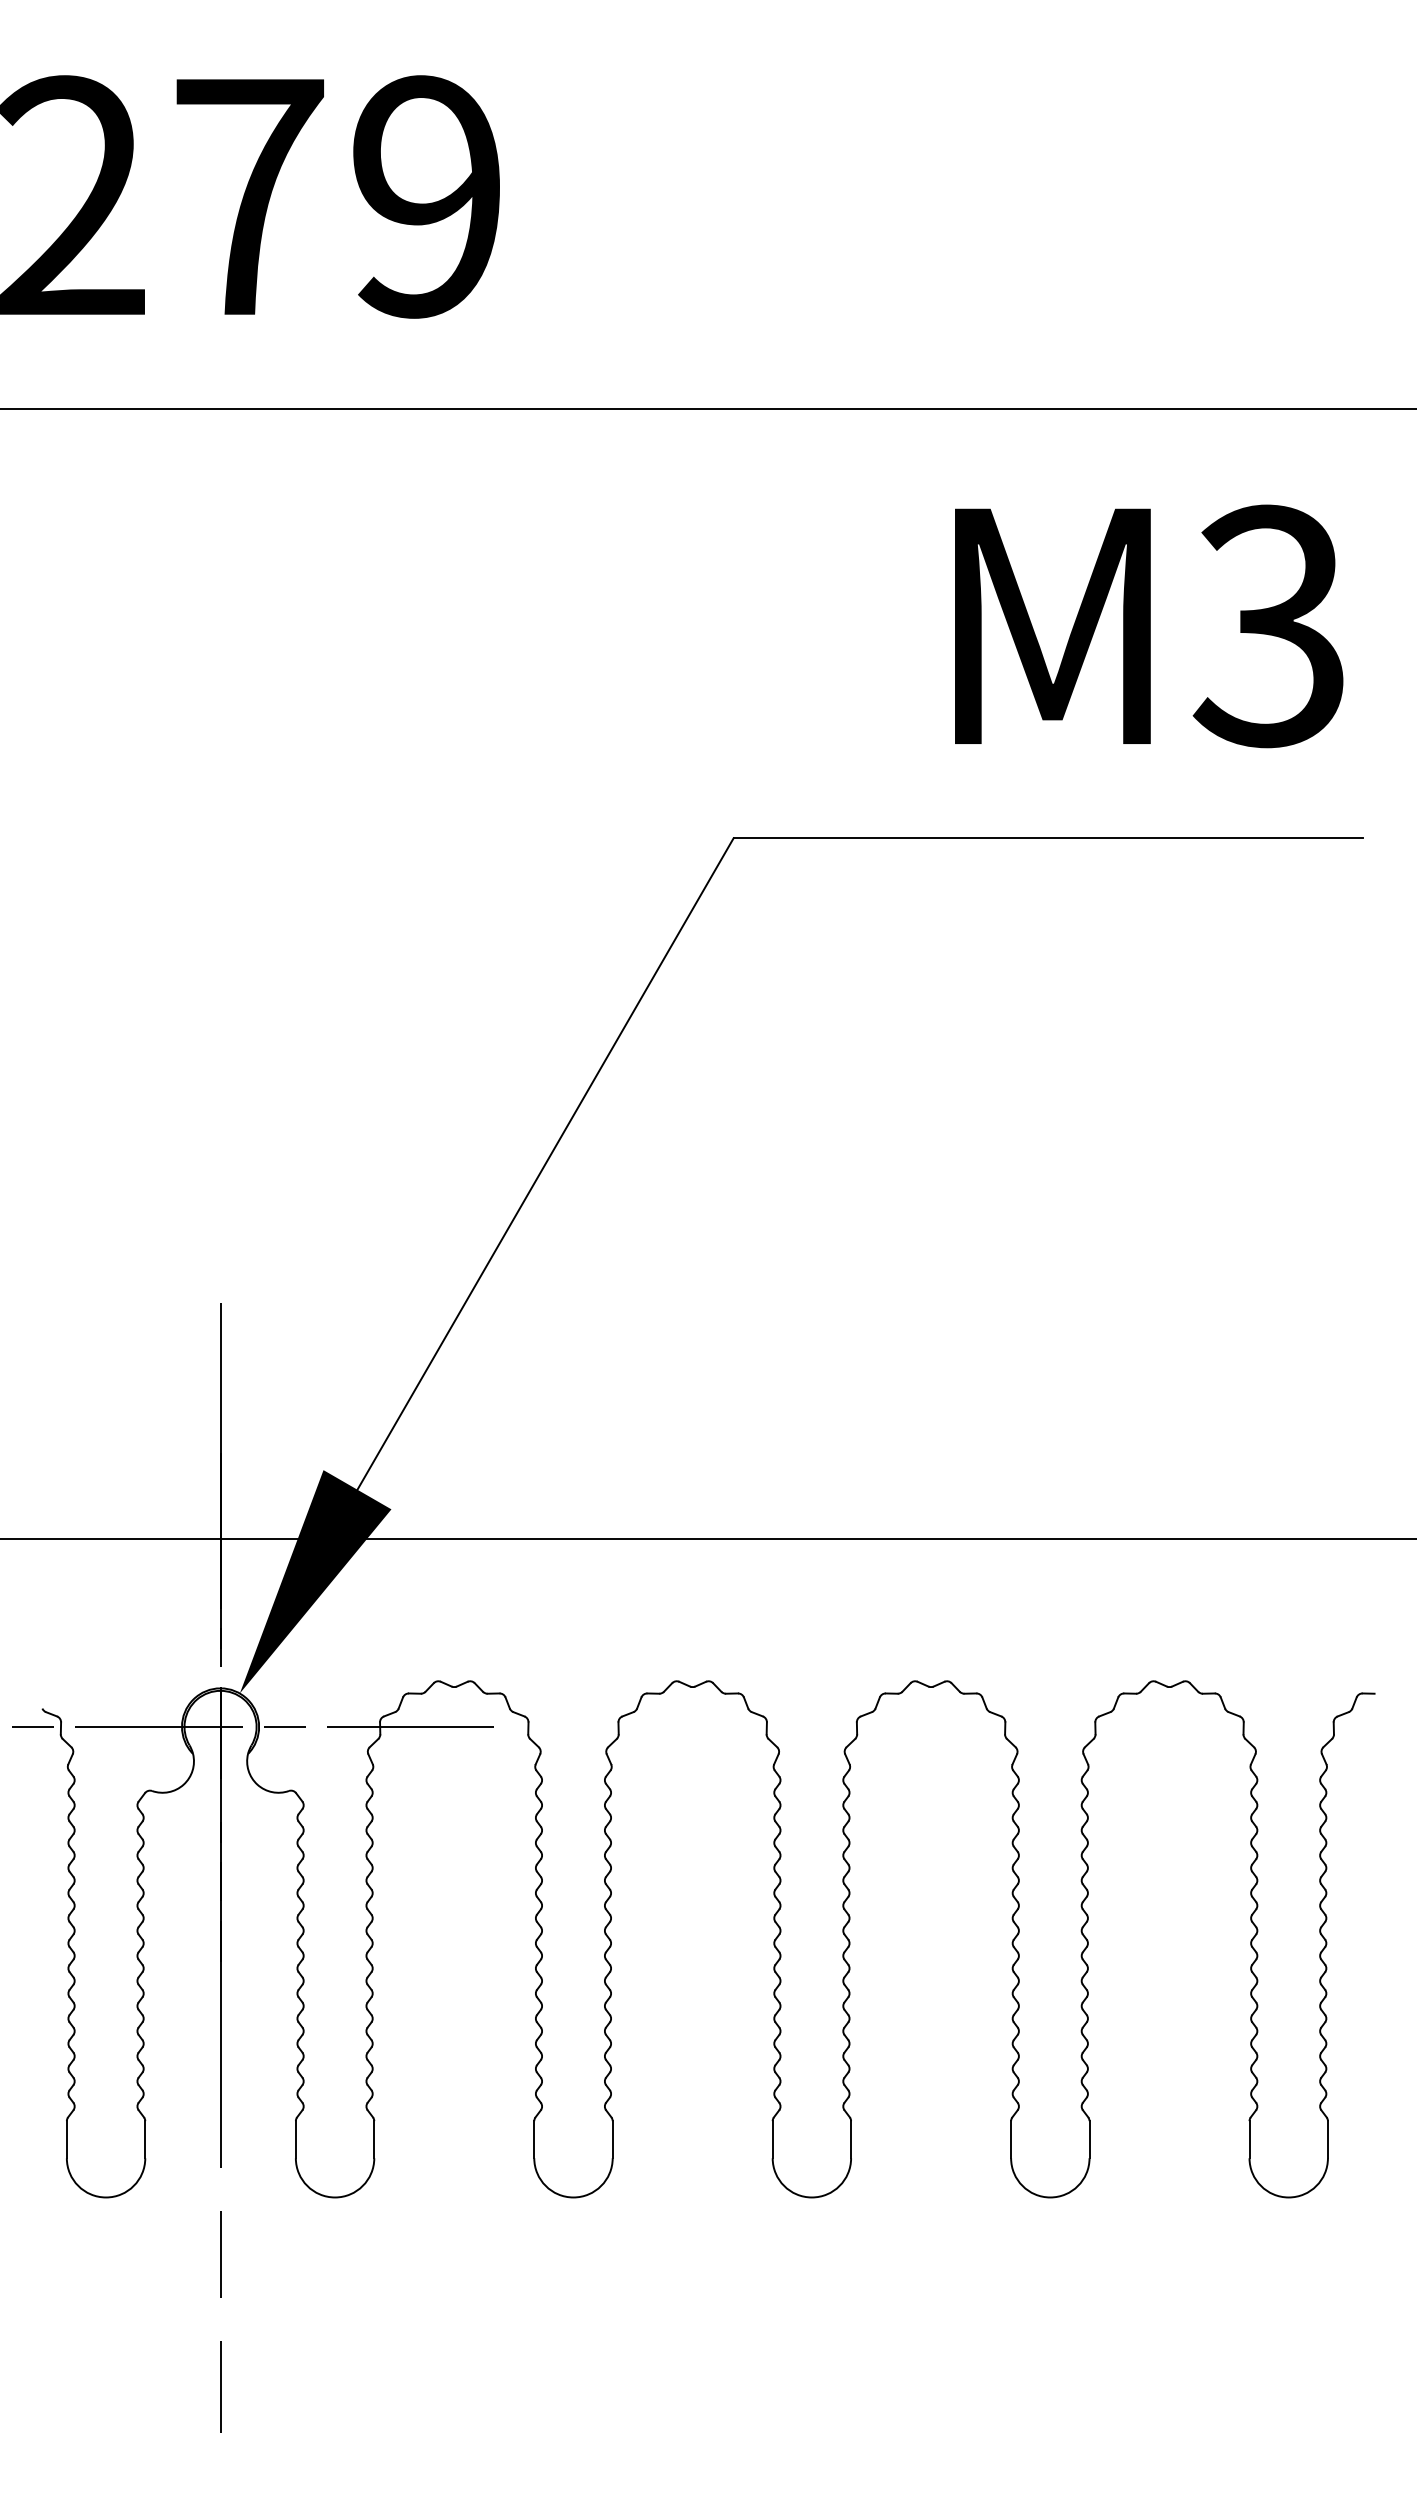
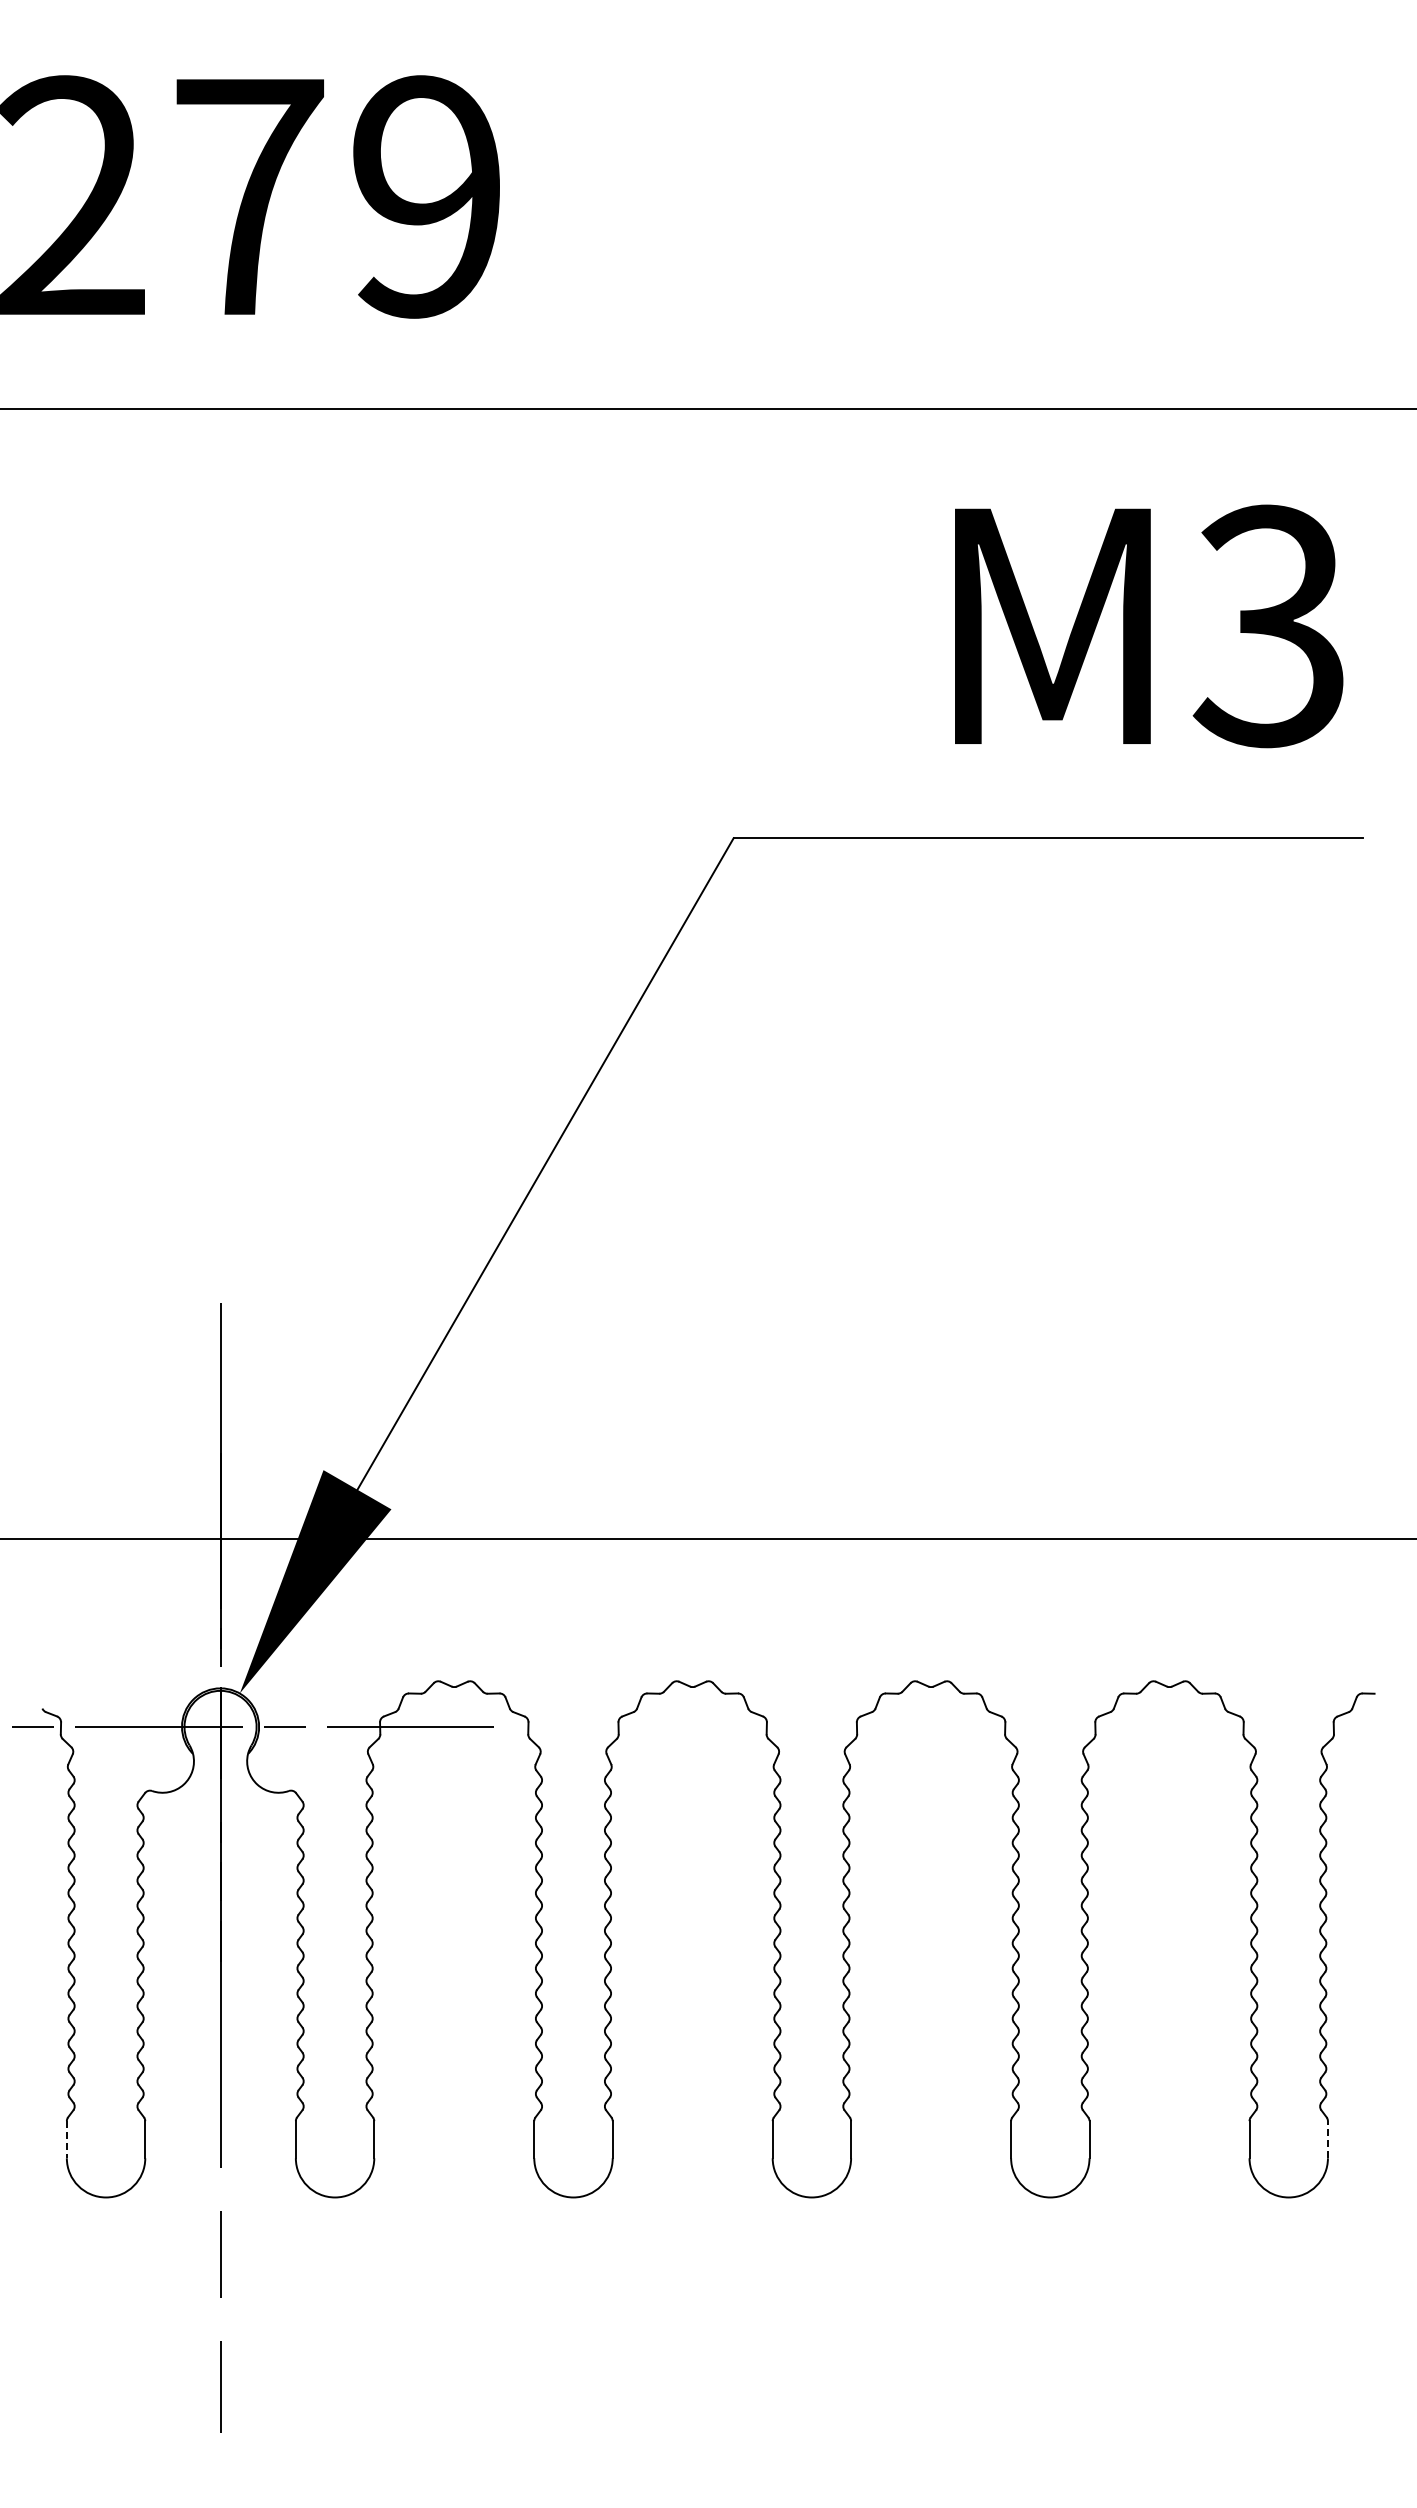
line: solid -> dashed (66, 2139)
line: solid -> dashed (1327, 2139)
